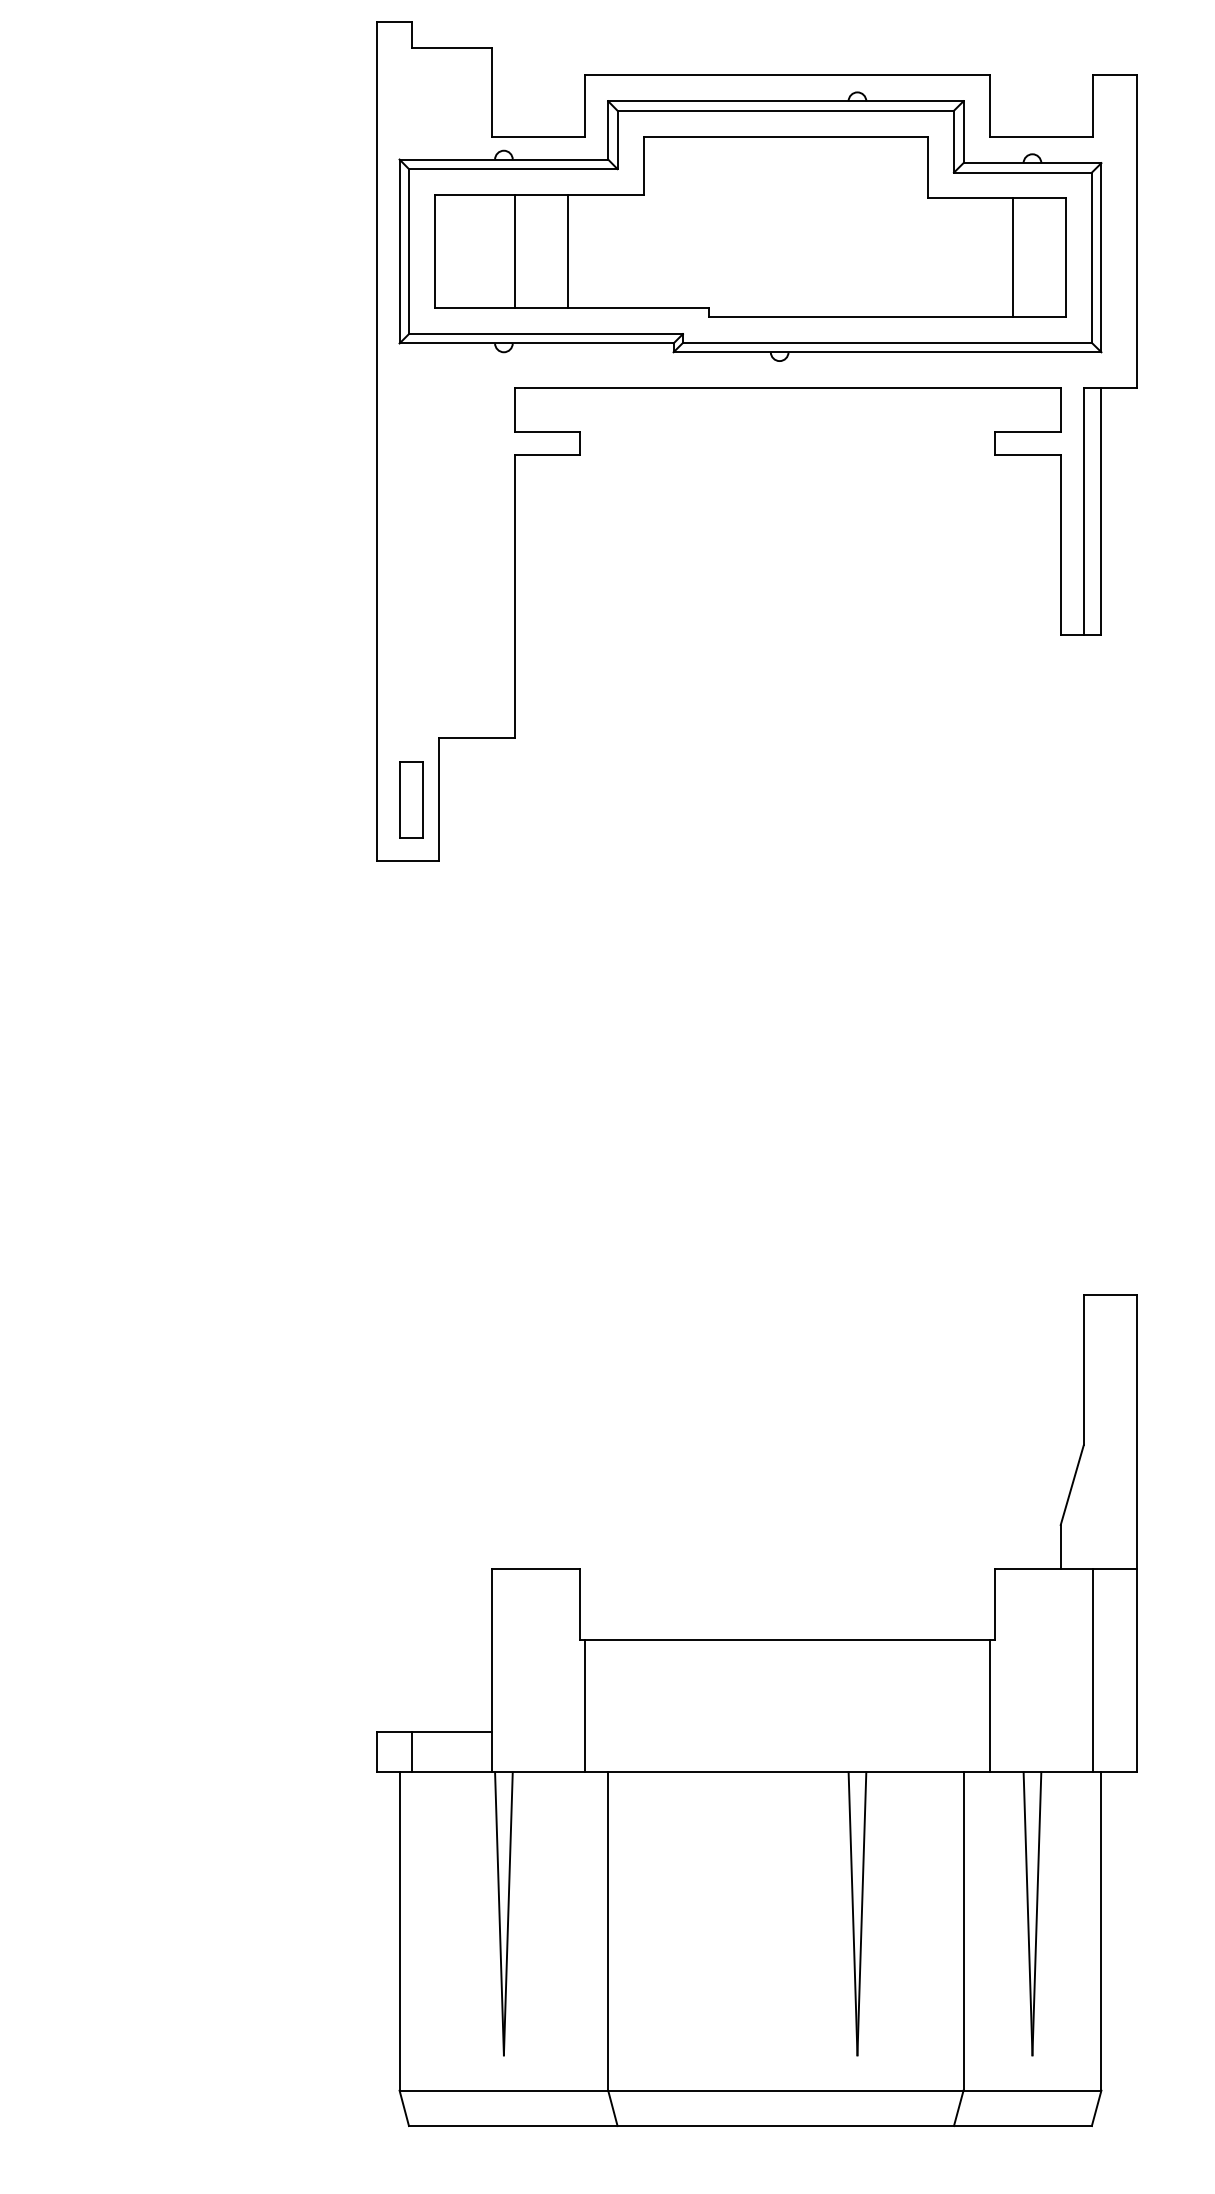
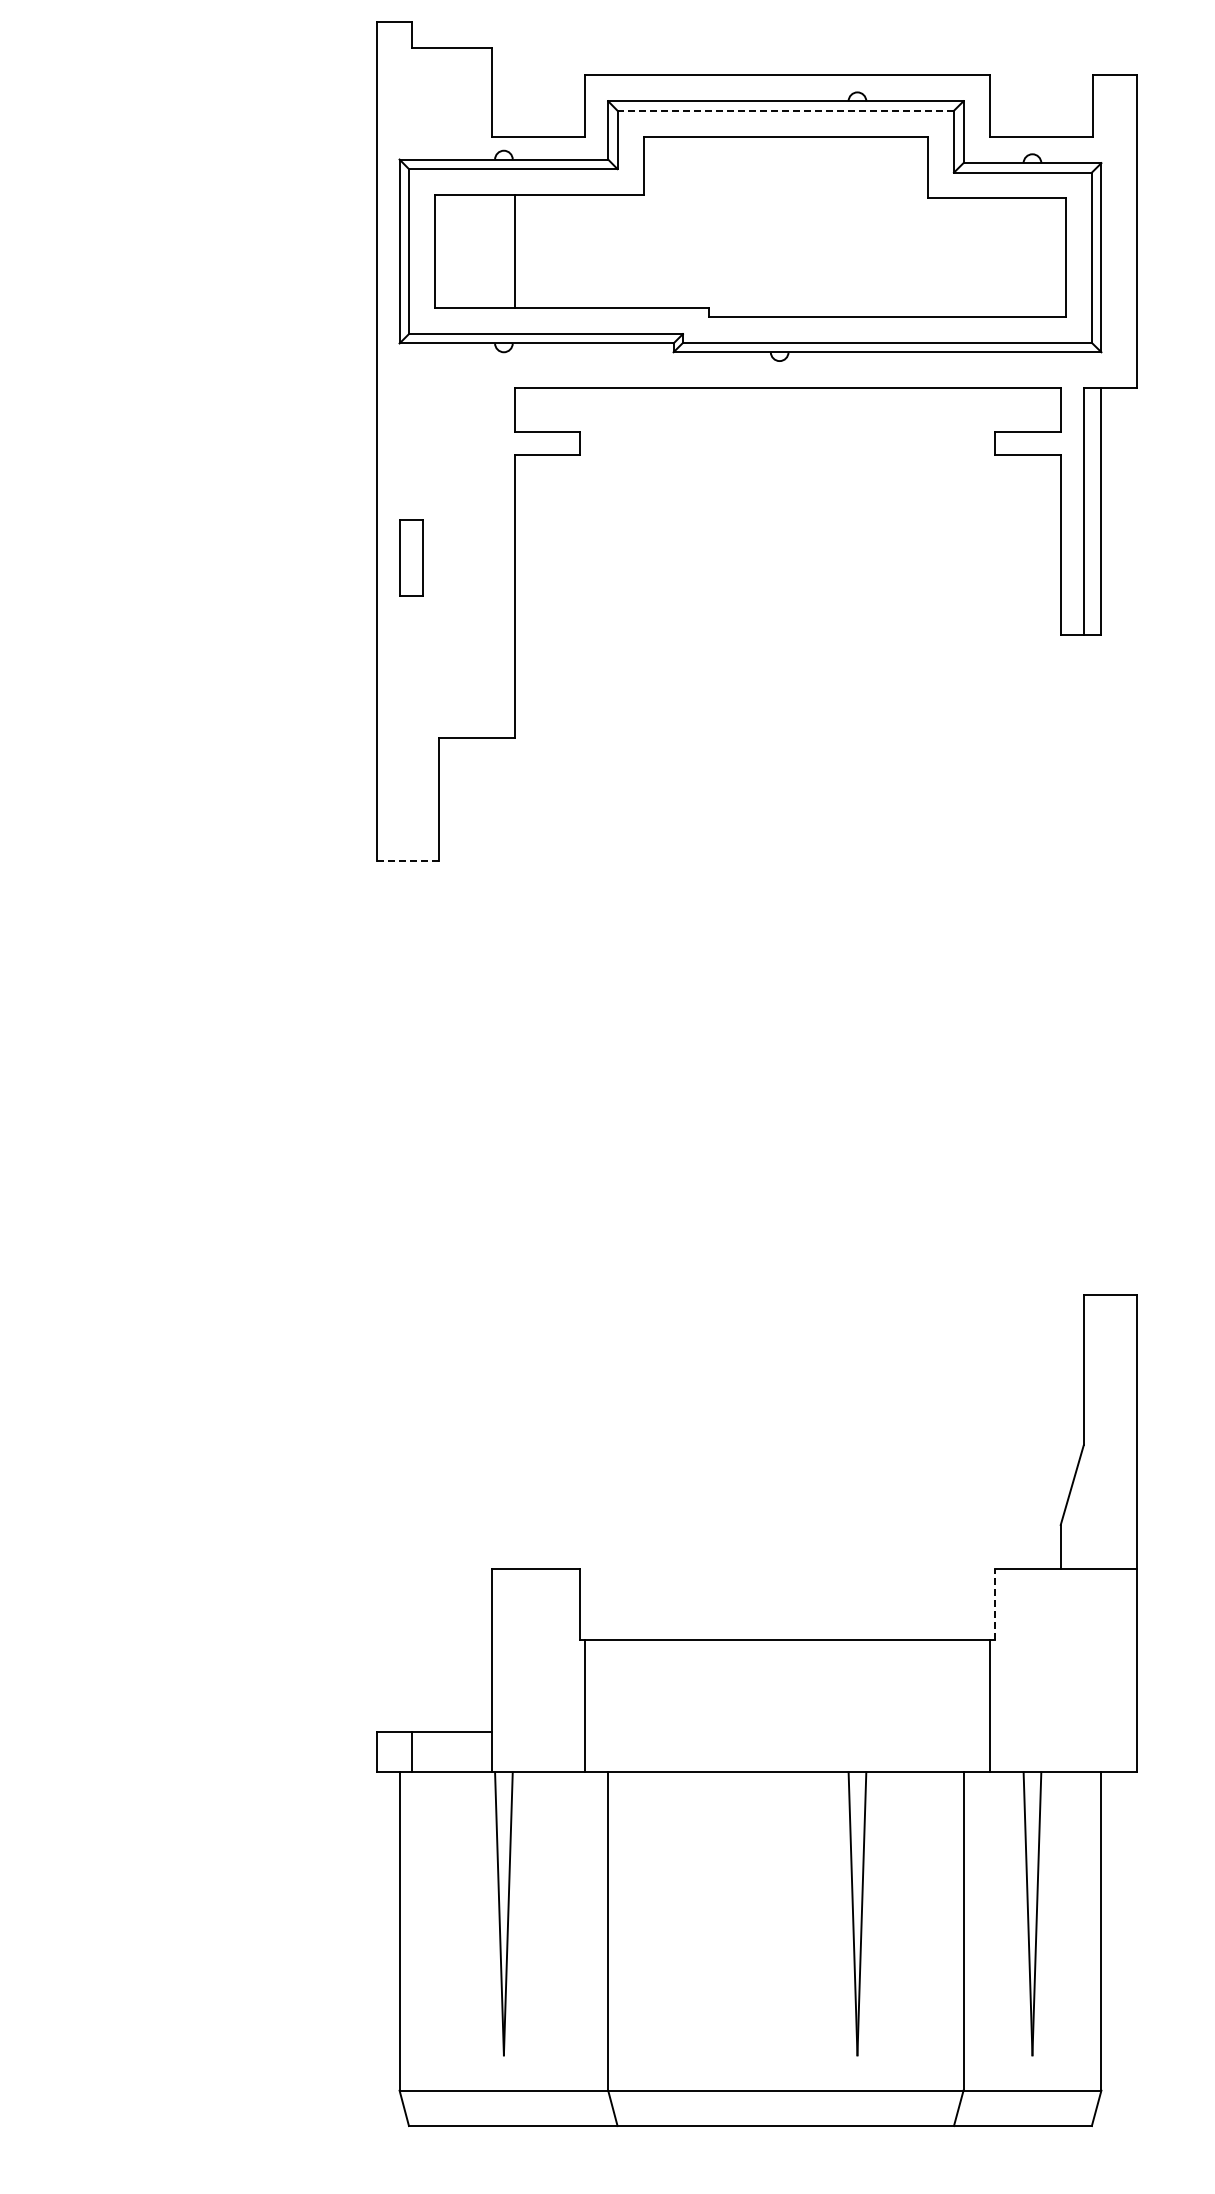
line: solid -> dashed (785, 110)
line: present -> none (567, 251)
line: present -> none (1013, 257)
part position: (411, 799) -> (411, 557) (411, 557)
line: solid -> dashed (407, 861)
line: solid -> dashed (995, 1604)
line: present -> none (1092, 1670)
